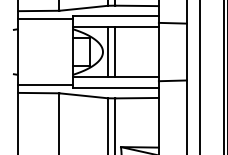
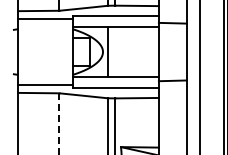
line: present -> none (115, 51)
line: solid -> dashed (59, 124)
